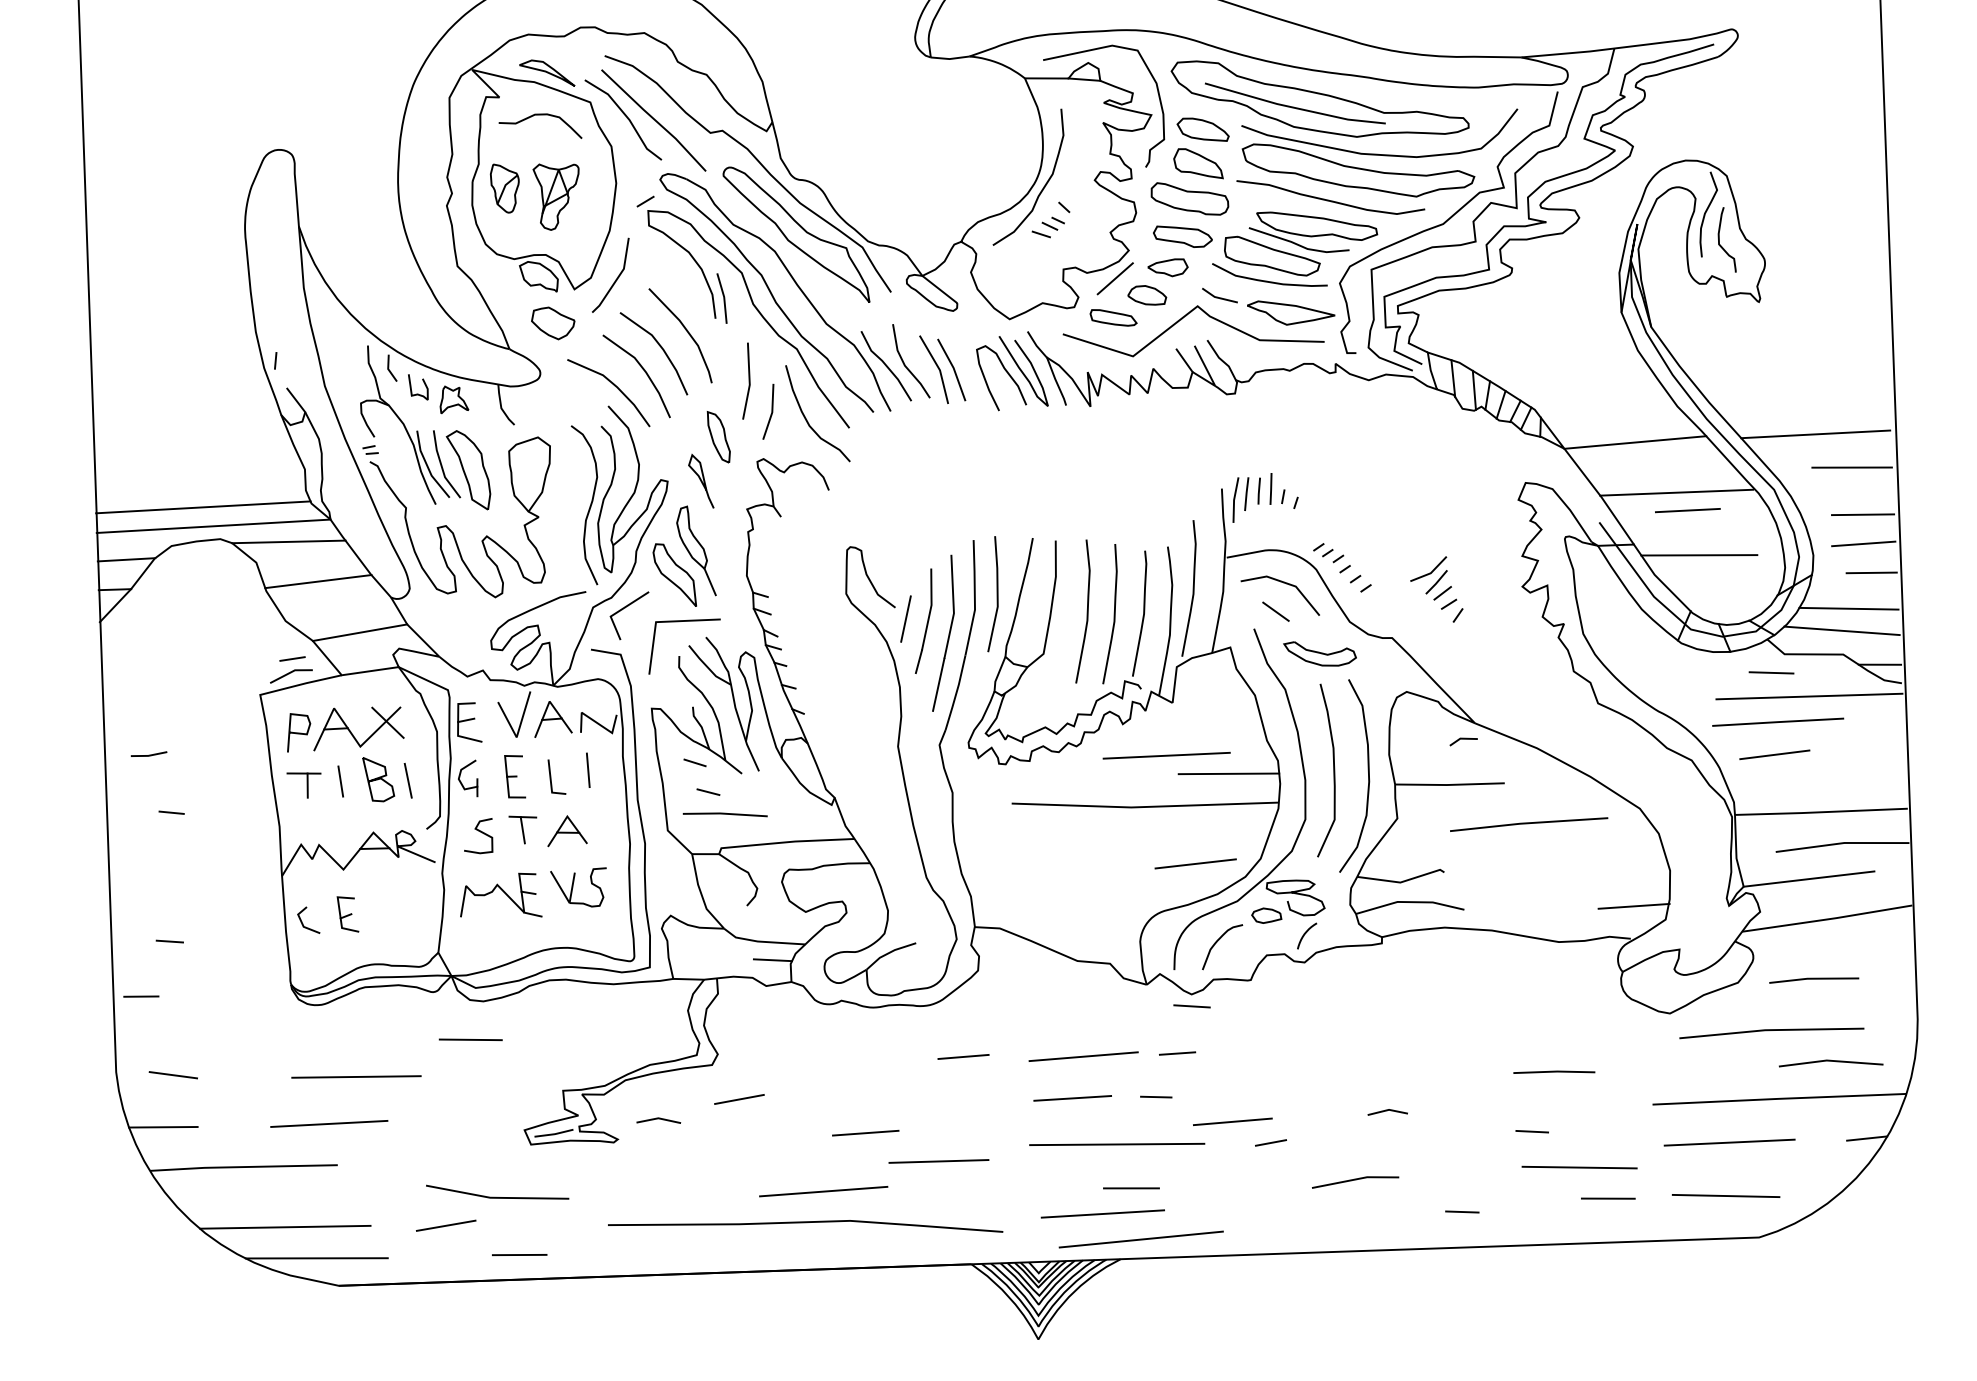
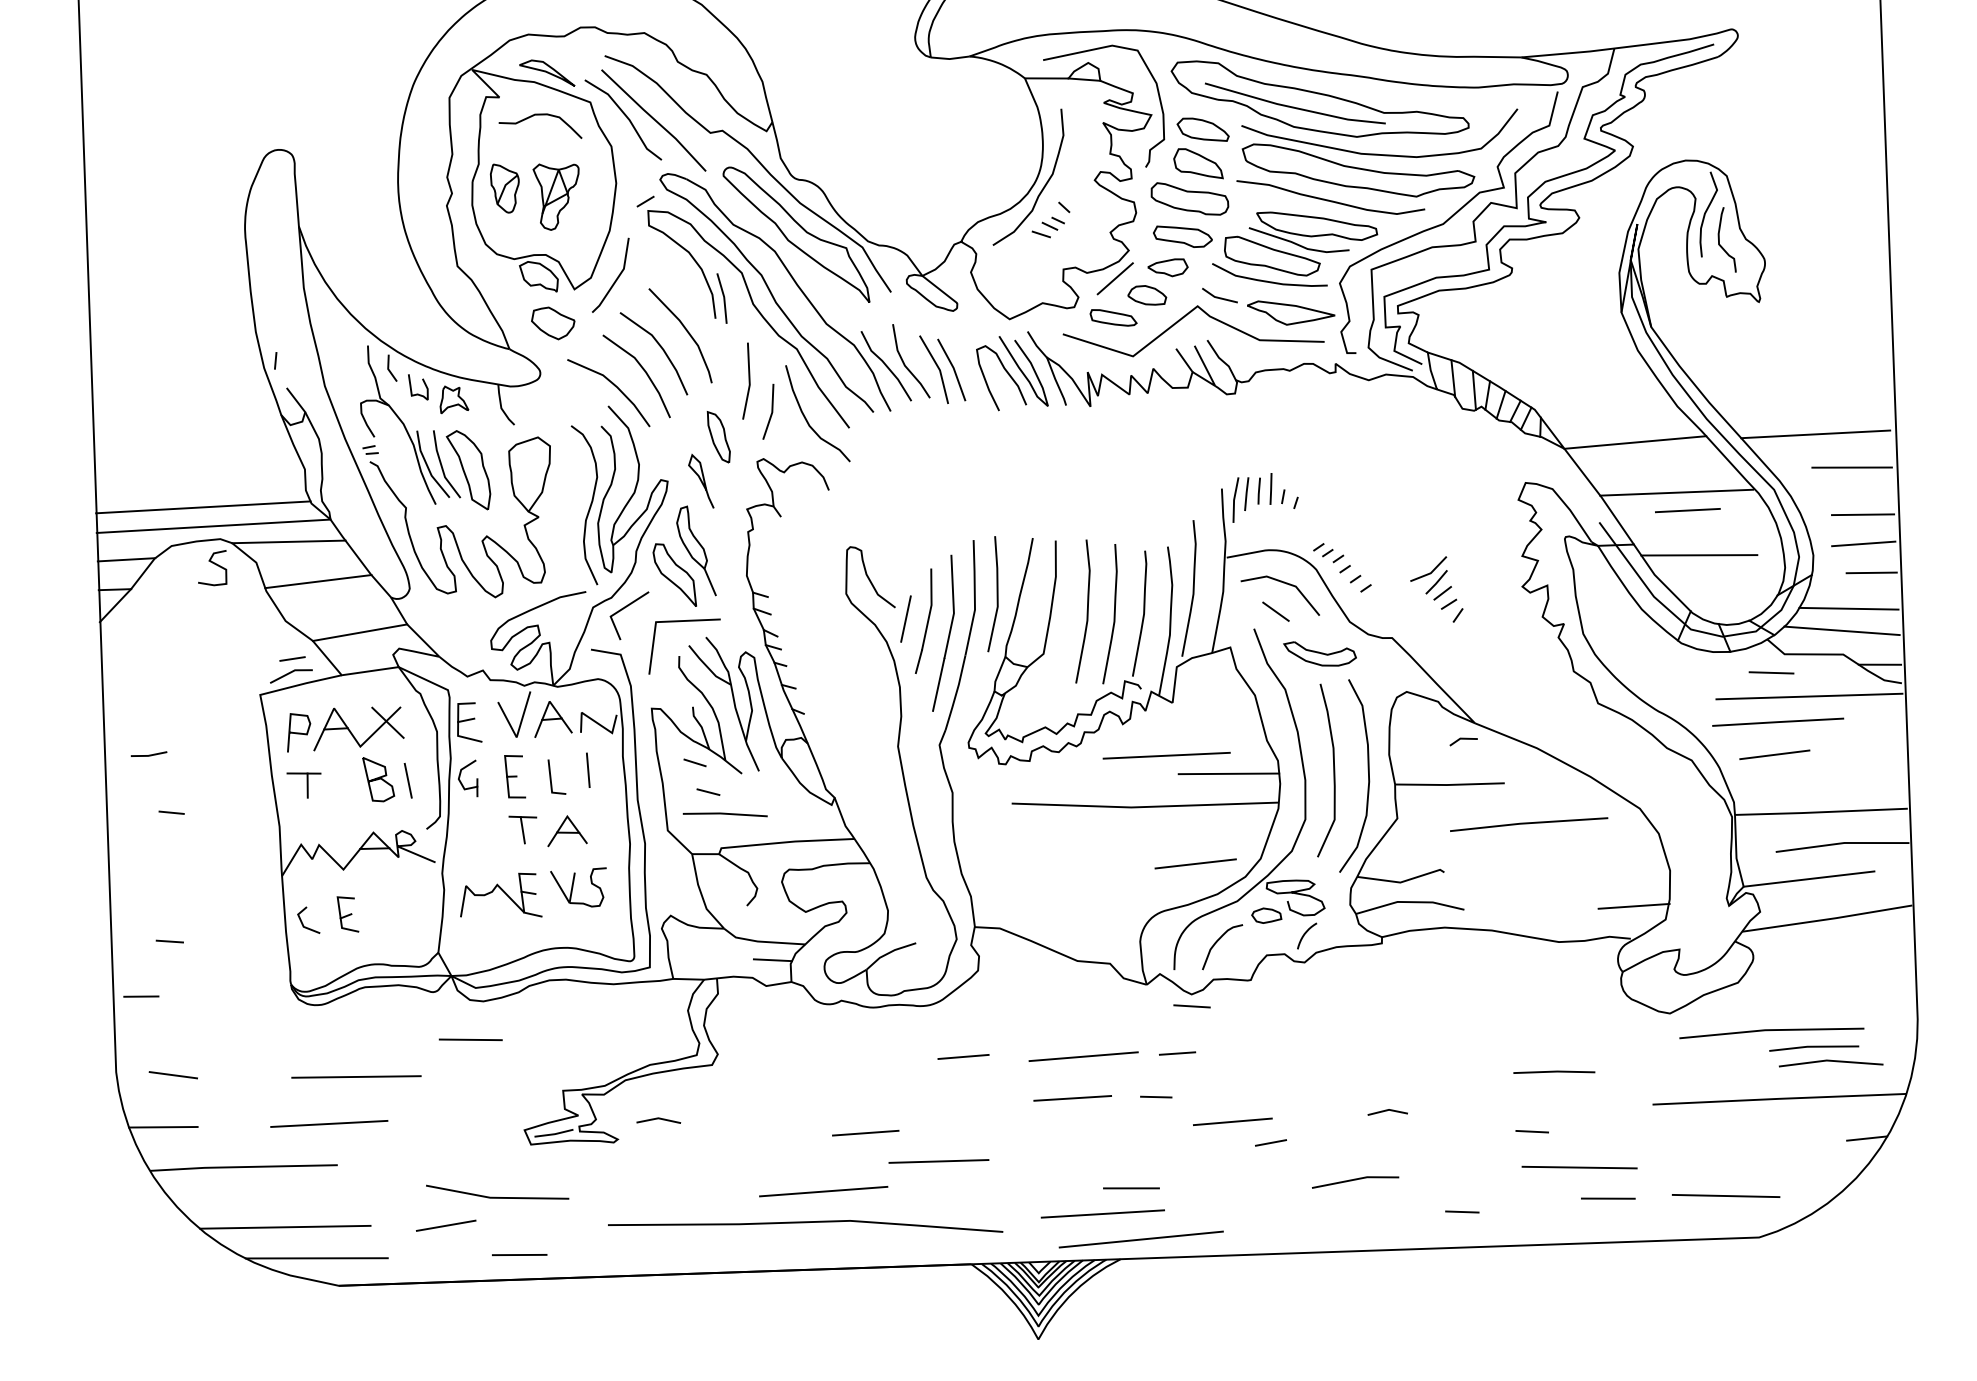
line: present -> none (340, 781)
curve position: (480, 832) -> (214, 564) (214, 564)
line position: (1814, 979) -> (1814, 1047) (1814, 1047)
line: present -> none (739, 1098)
line: present -> none (1729, 1142)
line: present -> none (1117, 1143)
